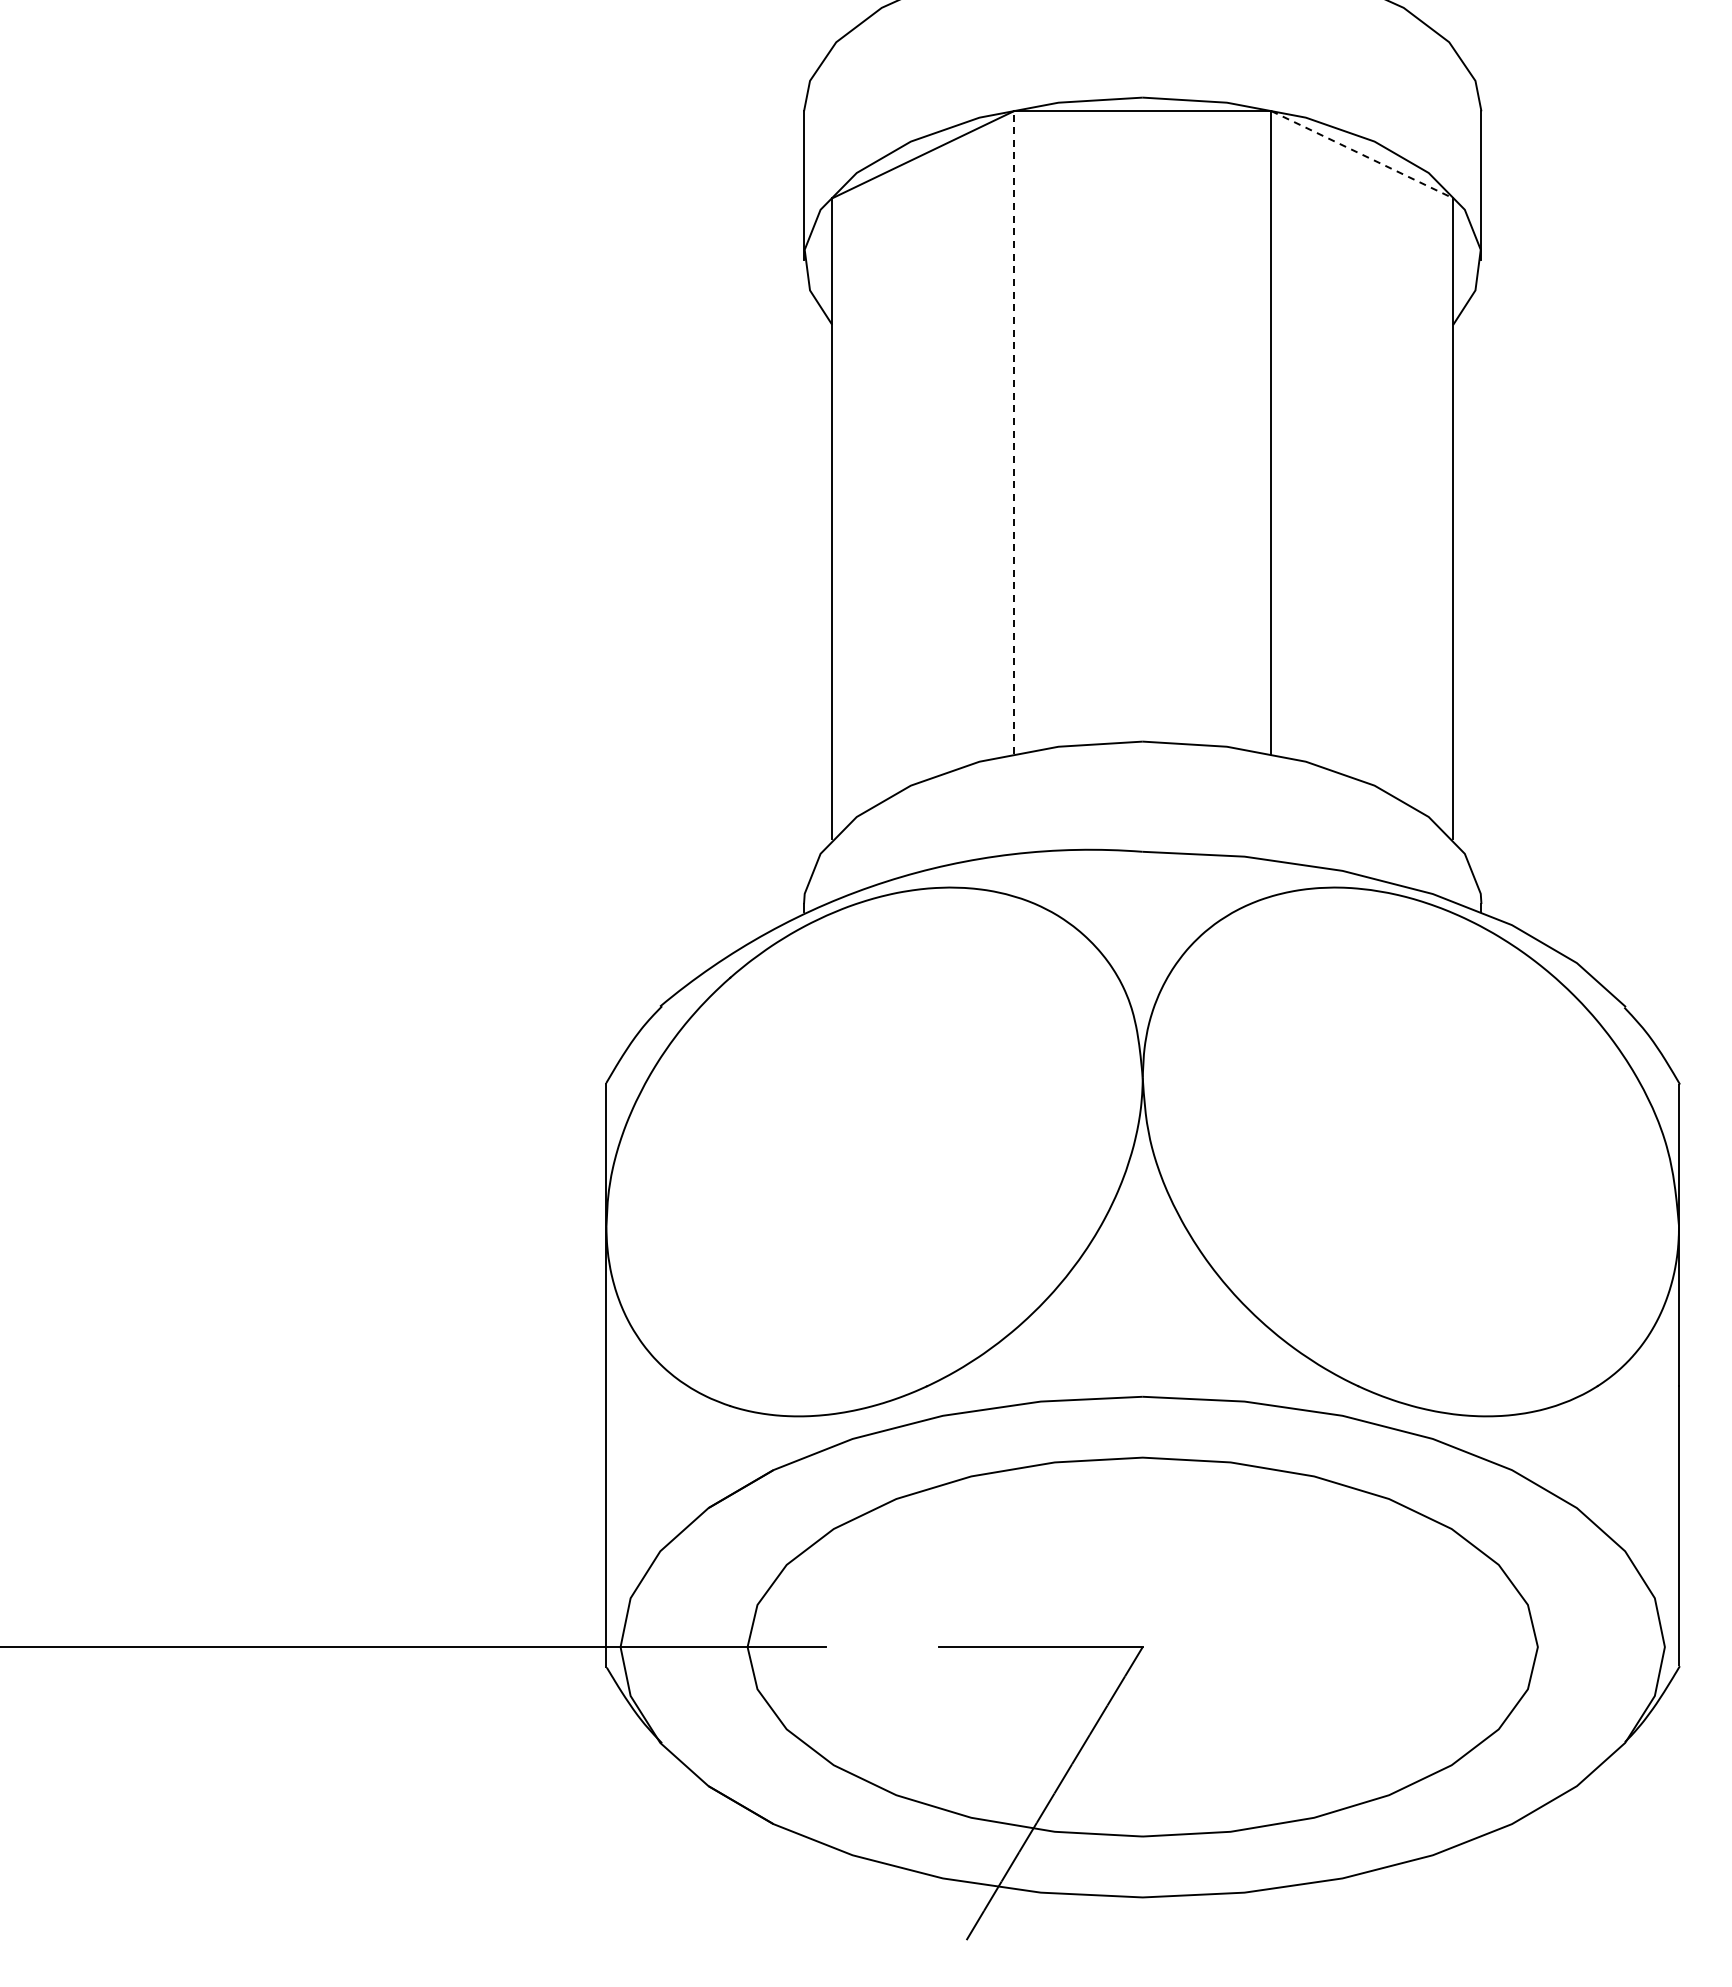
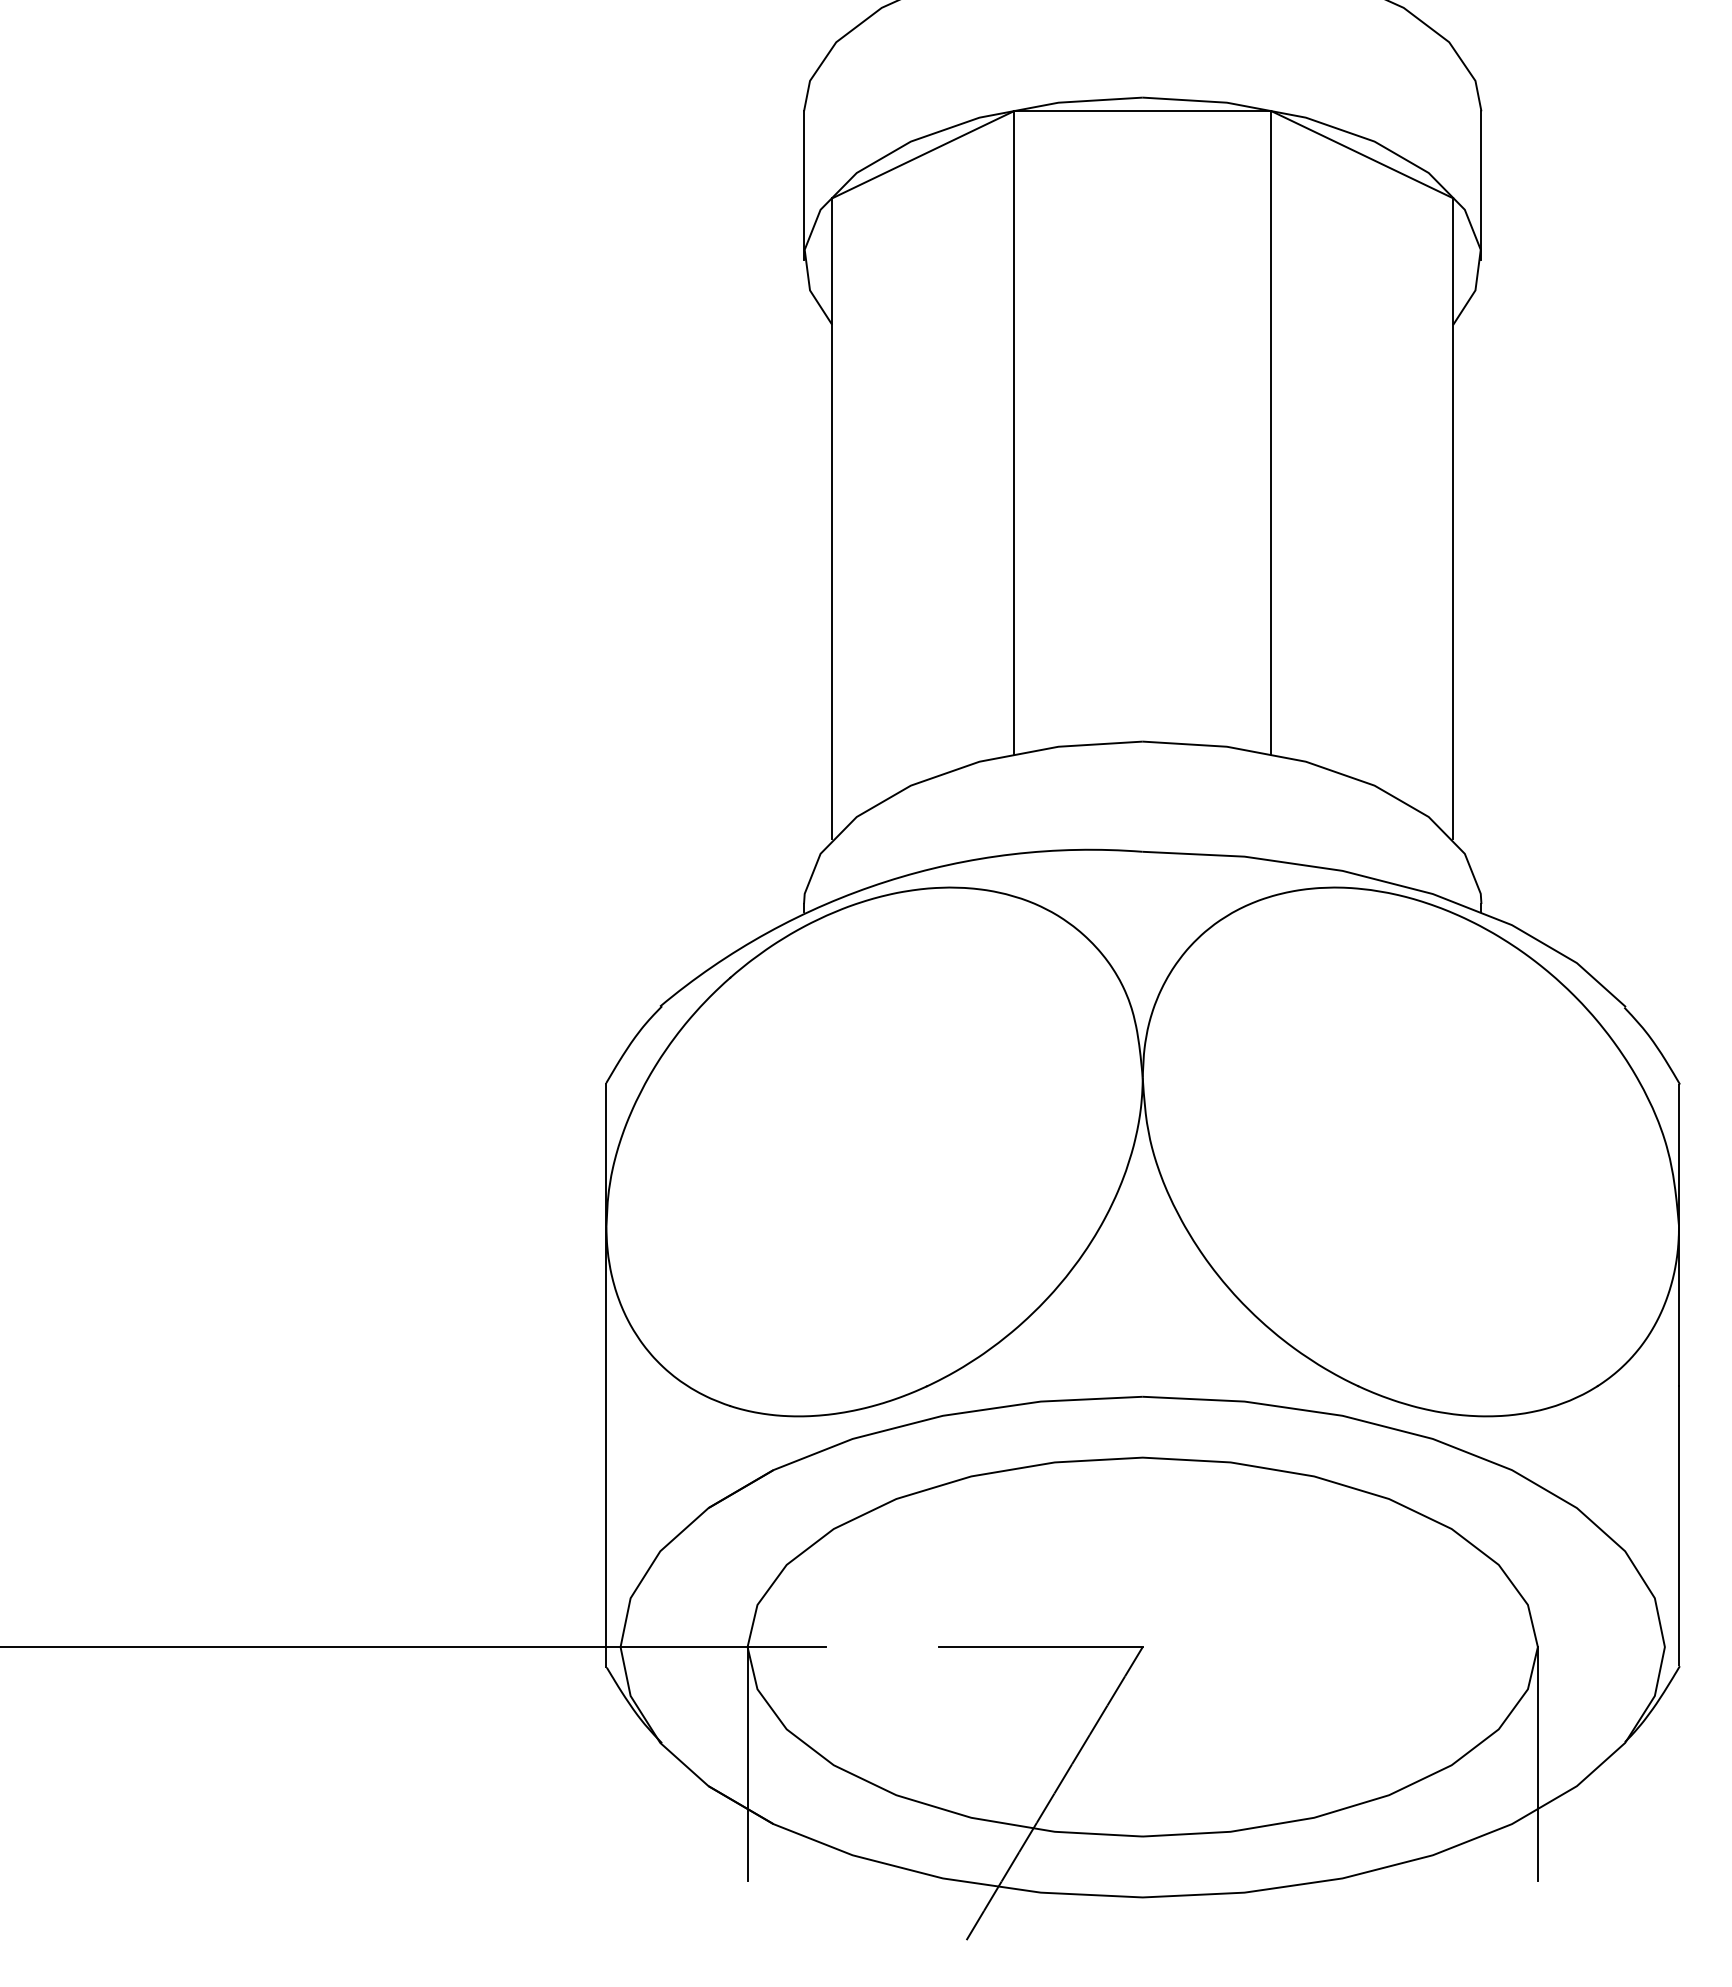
line: dashed -> solid (1362, 154)
line: dashed -> solid (1014, 431)
line: none -> present (747, 1763)
line: none -> present (1537, 1763)
